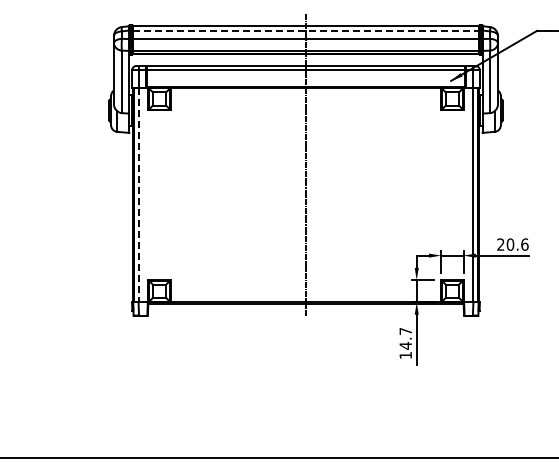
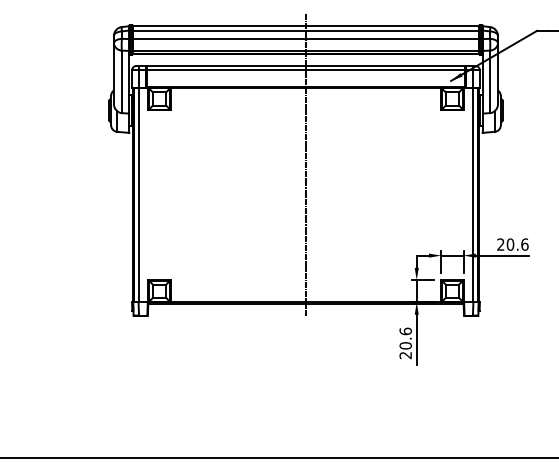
line: dashed -> solid (306, 30)
line: dashed -> solid (138, 195)
text: 14.7 -> 20.6 (405, 343)
